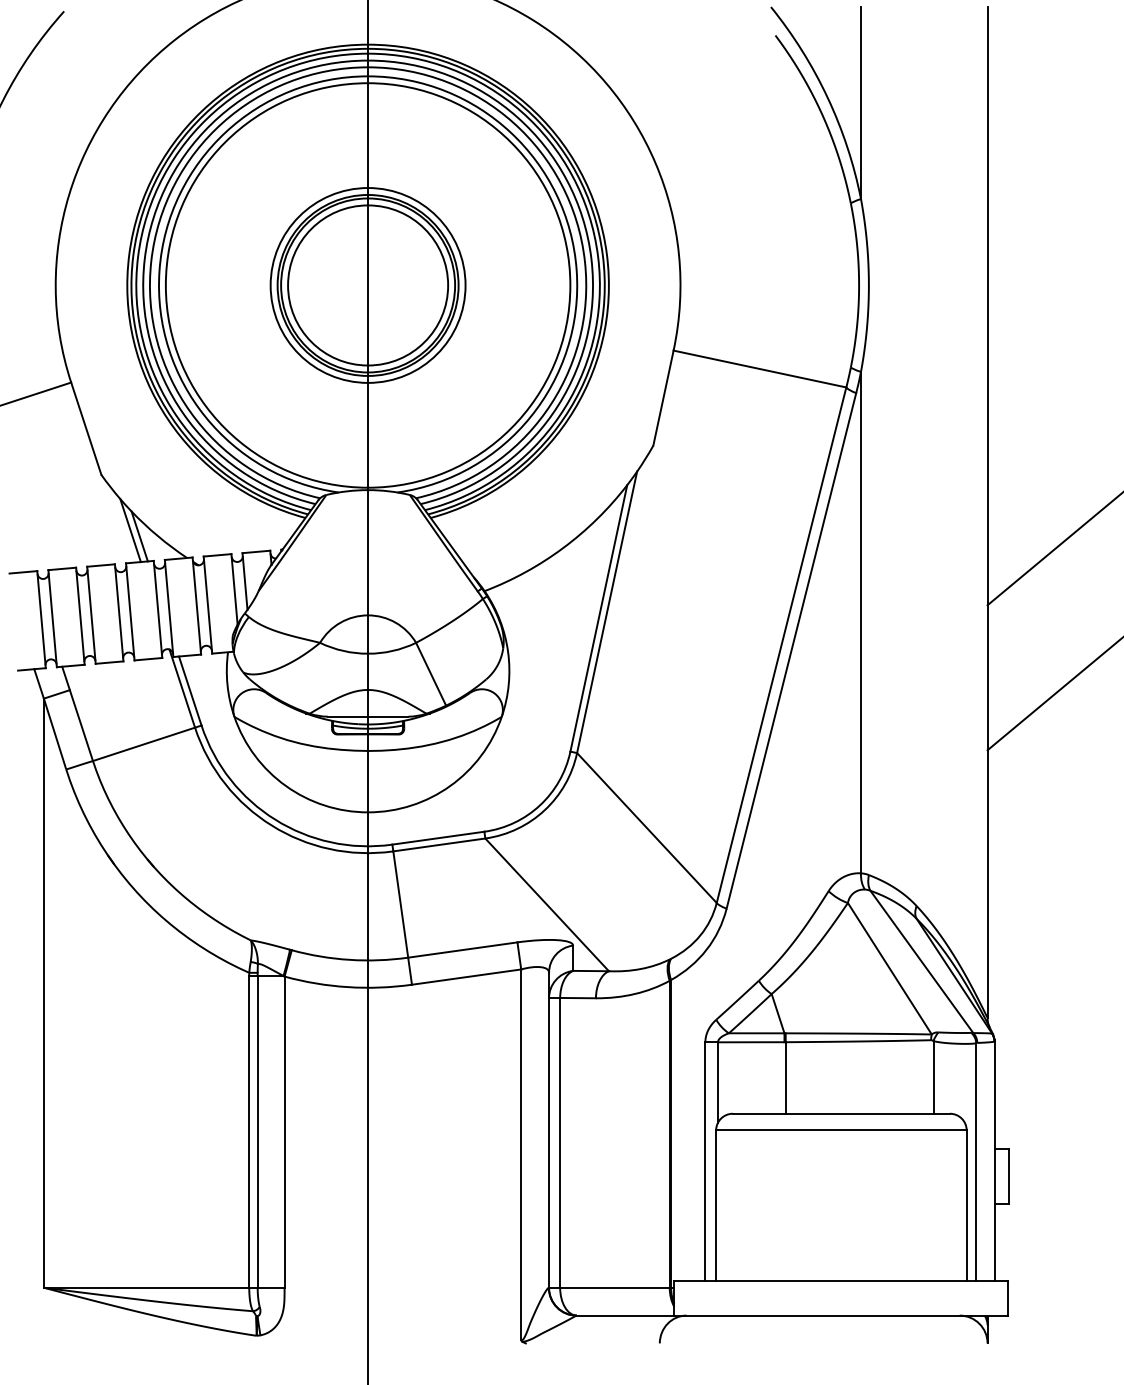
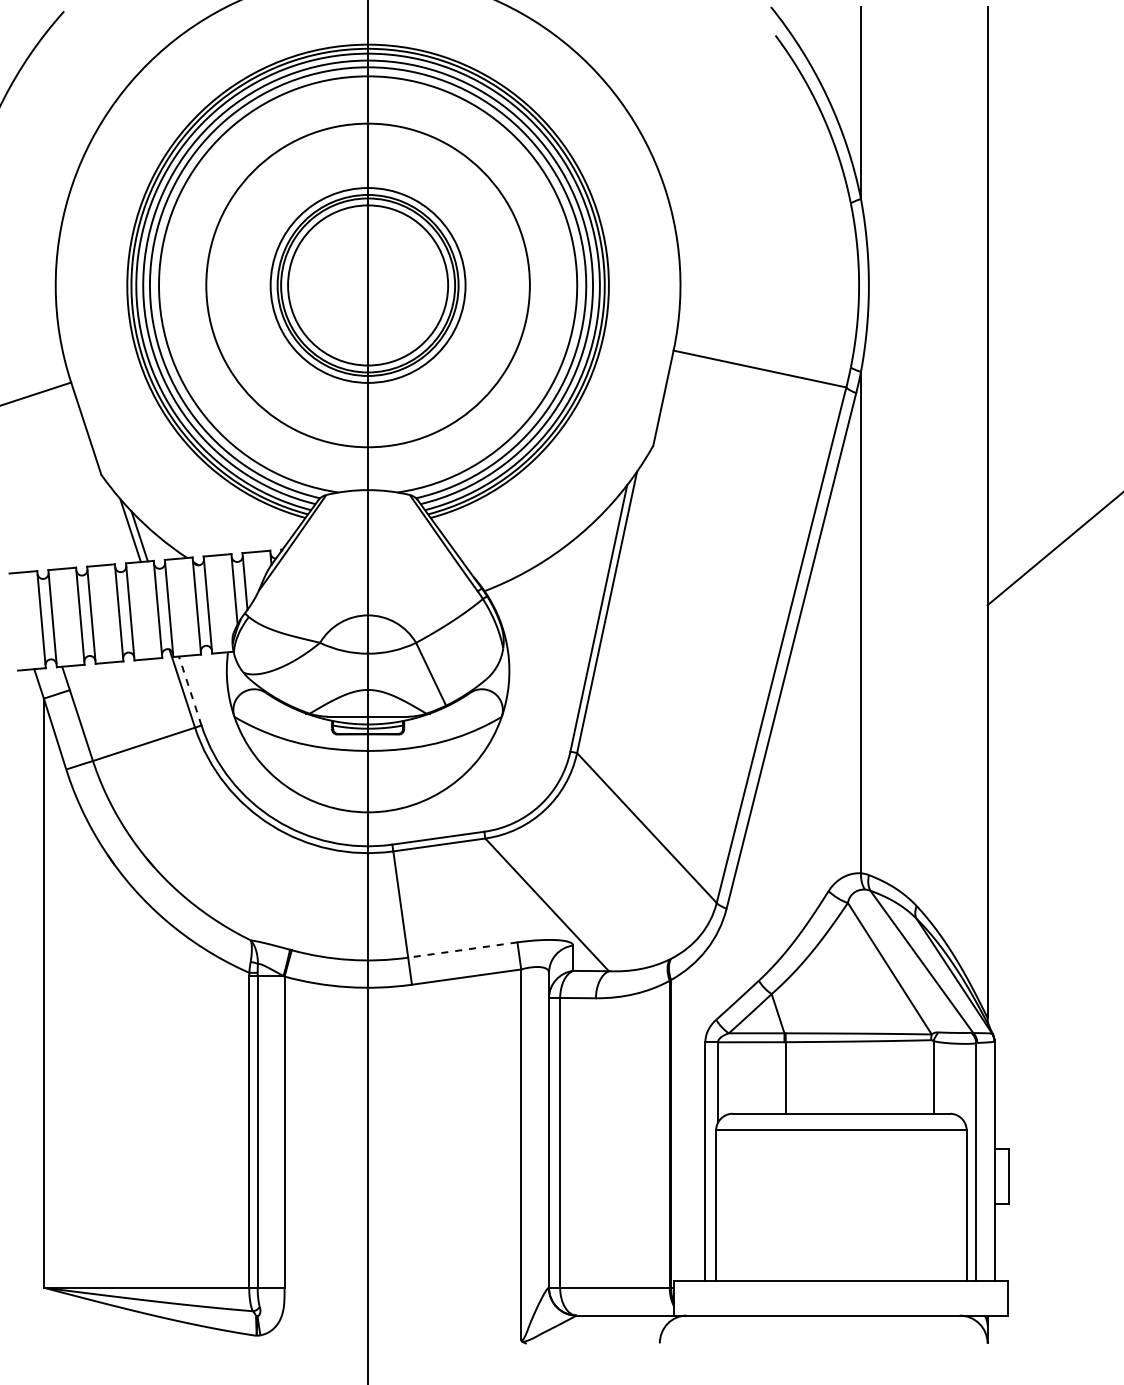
circle diameter: 405 px -> 324 px (367, 285)
line: solid -> dashed (190, 690)
line: present -> none (1053, 694)
line: solid -> dashed (462, 950)
